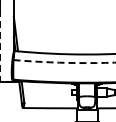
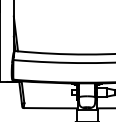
line: dashed -> solid (0, 41)
arc: dashed -> solid (64, 62)
